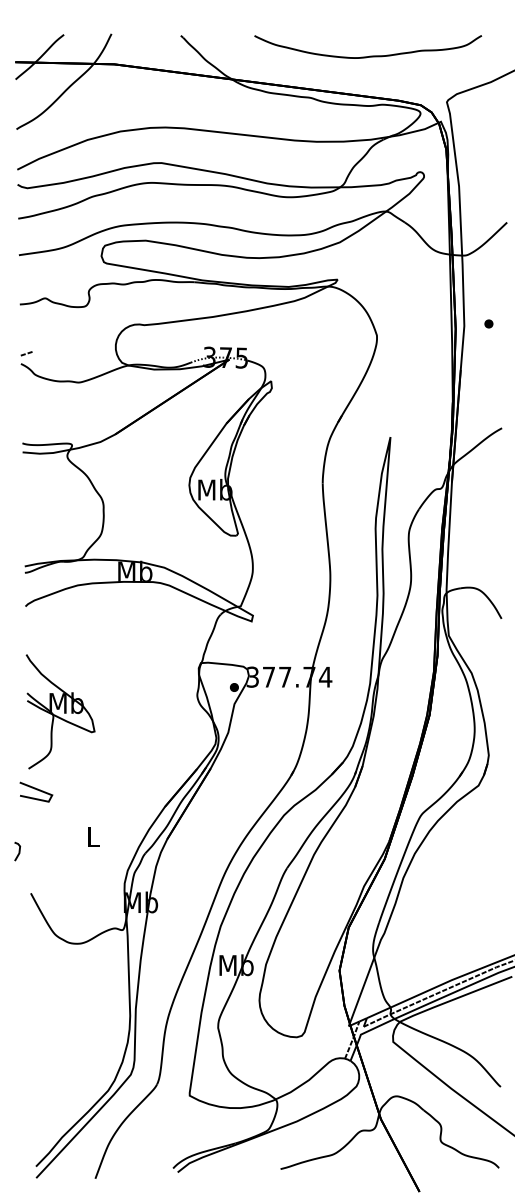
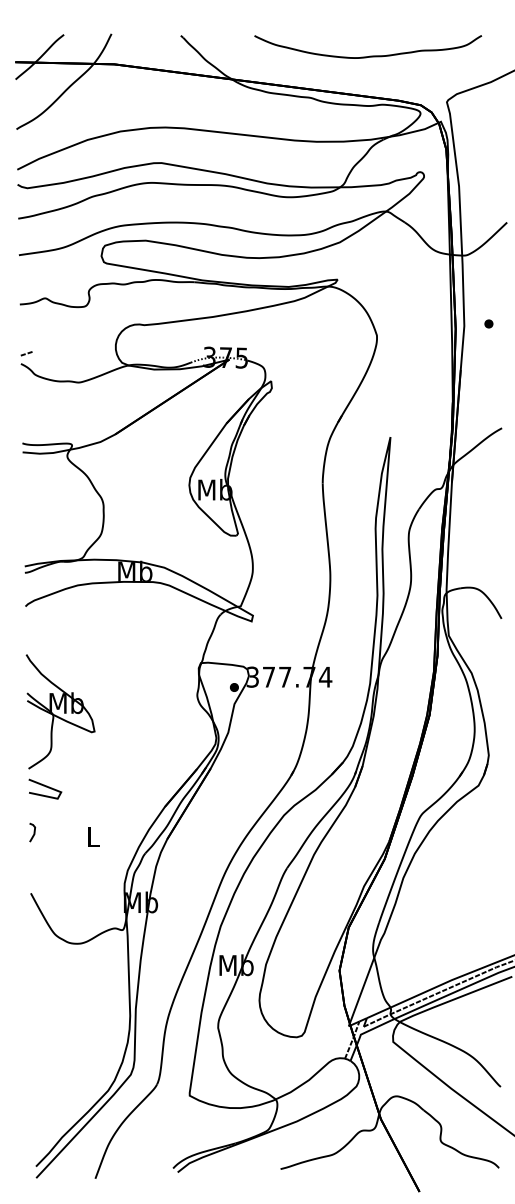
line position: (36, 790) -> (45, 787) (45, 787)
curve position: (18, 851) -> (33, 832) (33, 832)
